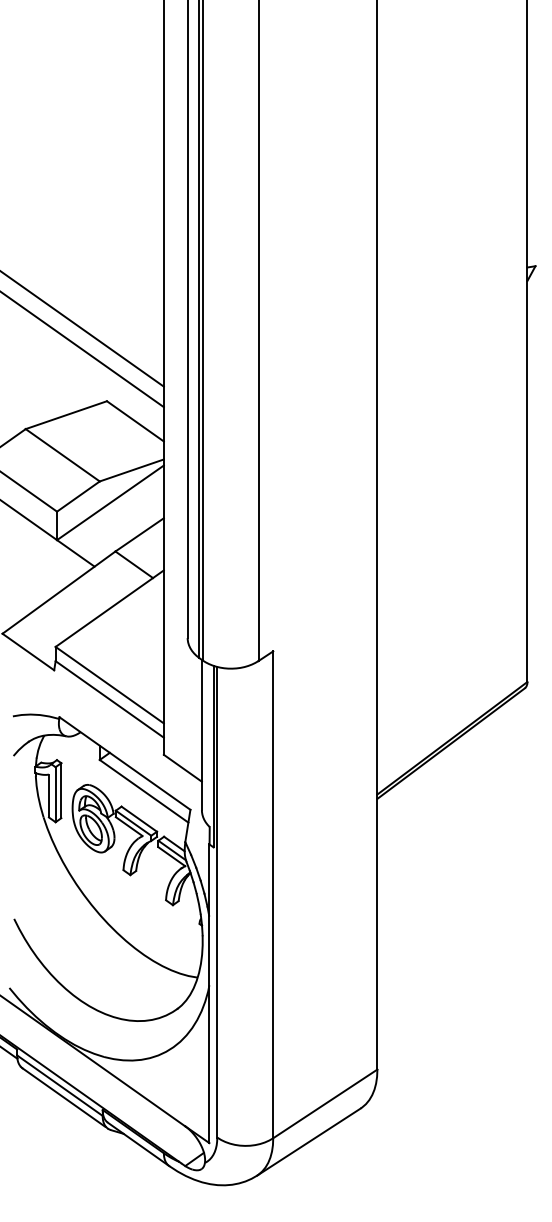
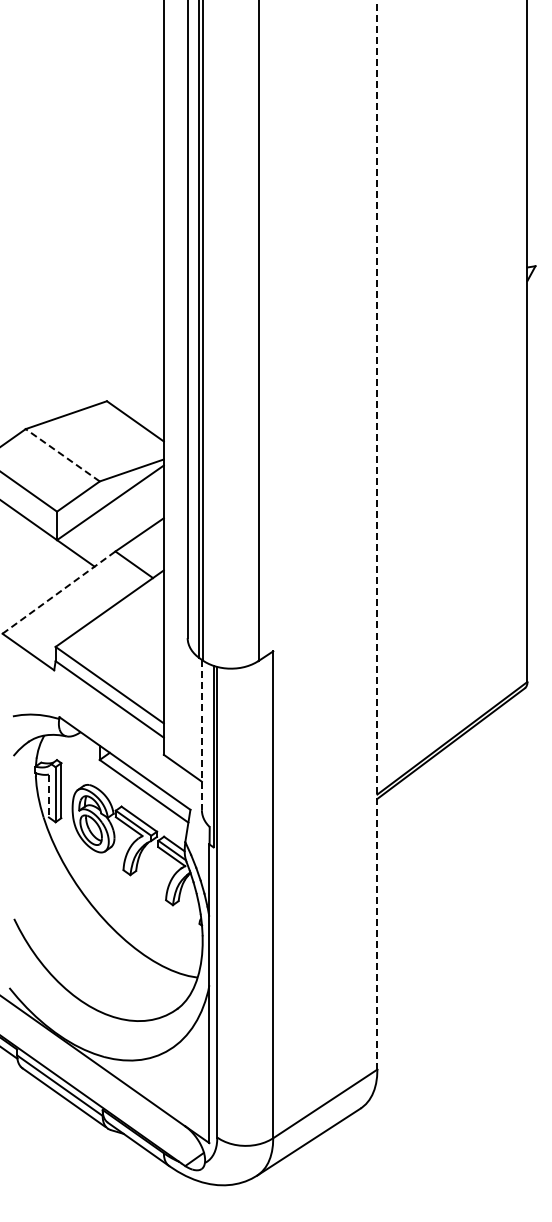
line: present -> none (82, 329)
line: present -> none (82, 349)
line: solid -> dashed (62, 455)
line: solid -> dashed (377, 534)
line: solid -> dashed (59, 592)
line: solid -> dashed (201, 735)
line: solid -> dashed (48, 796)
